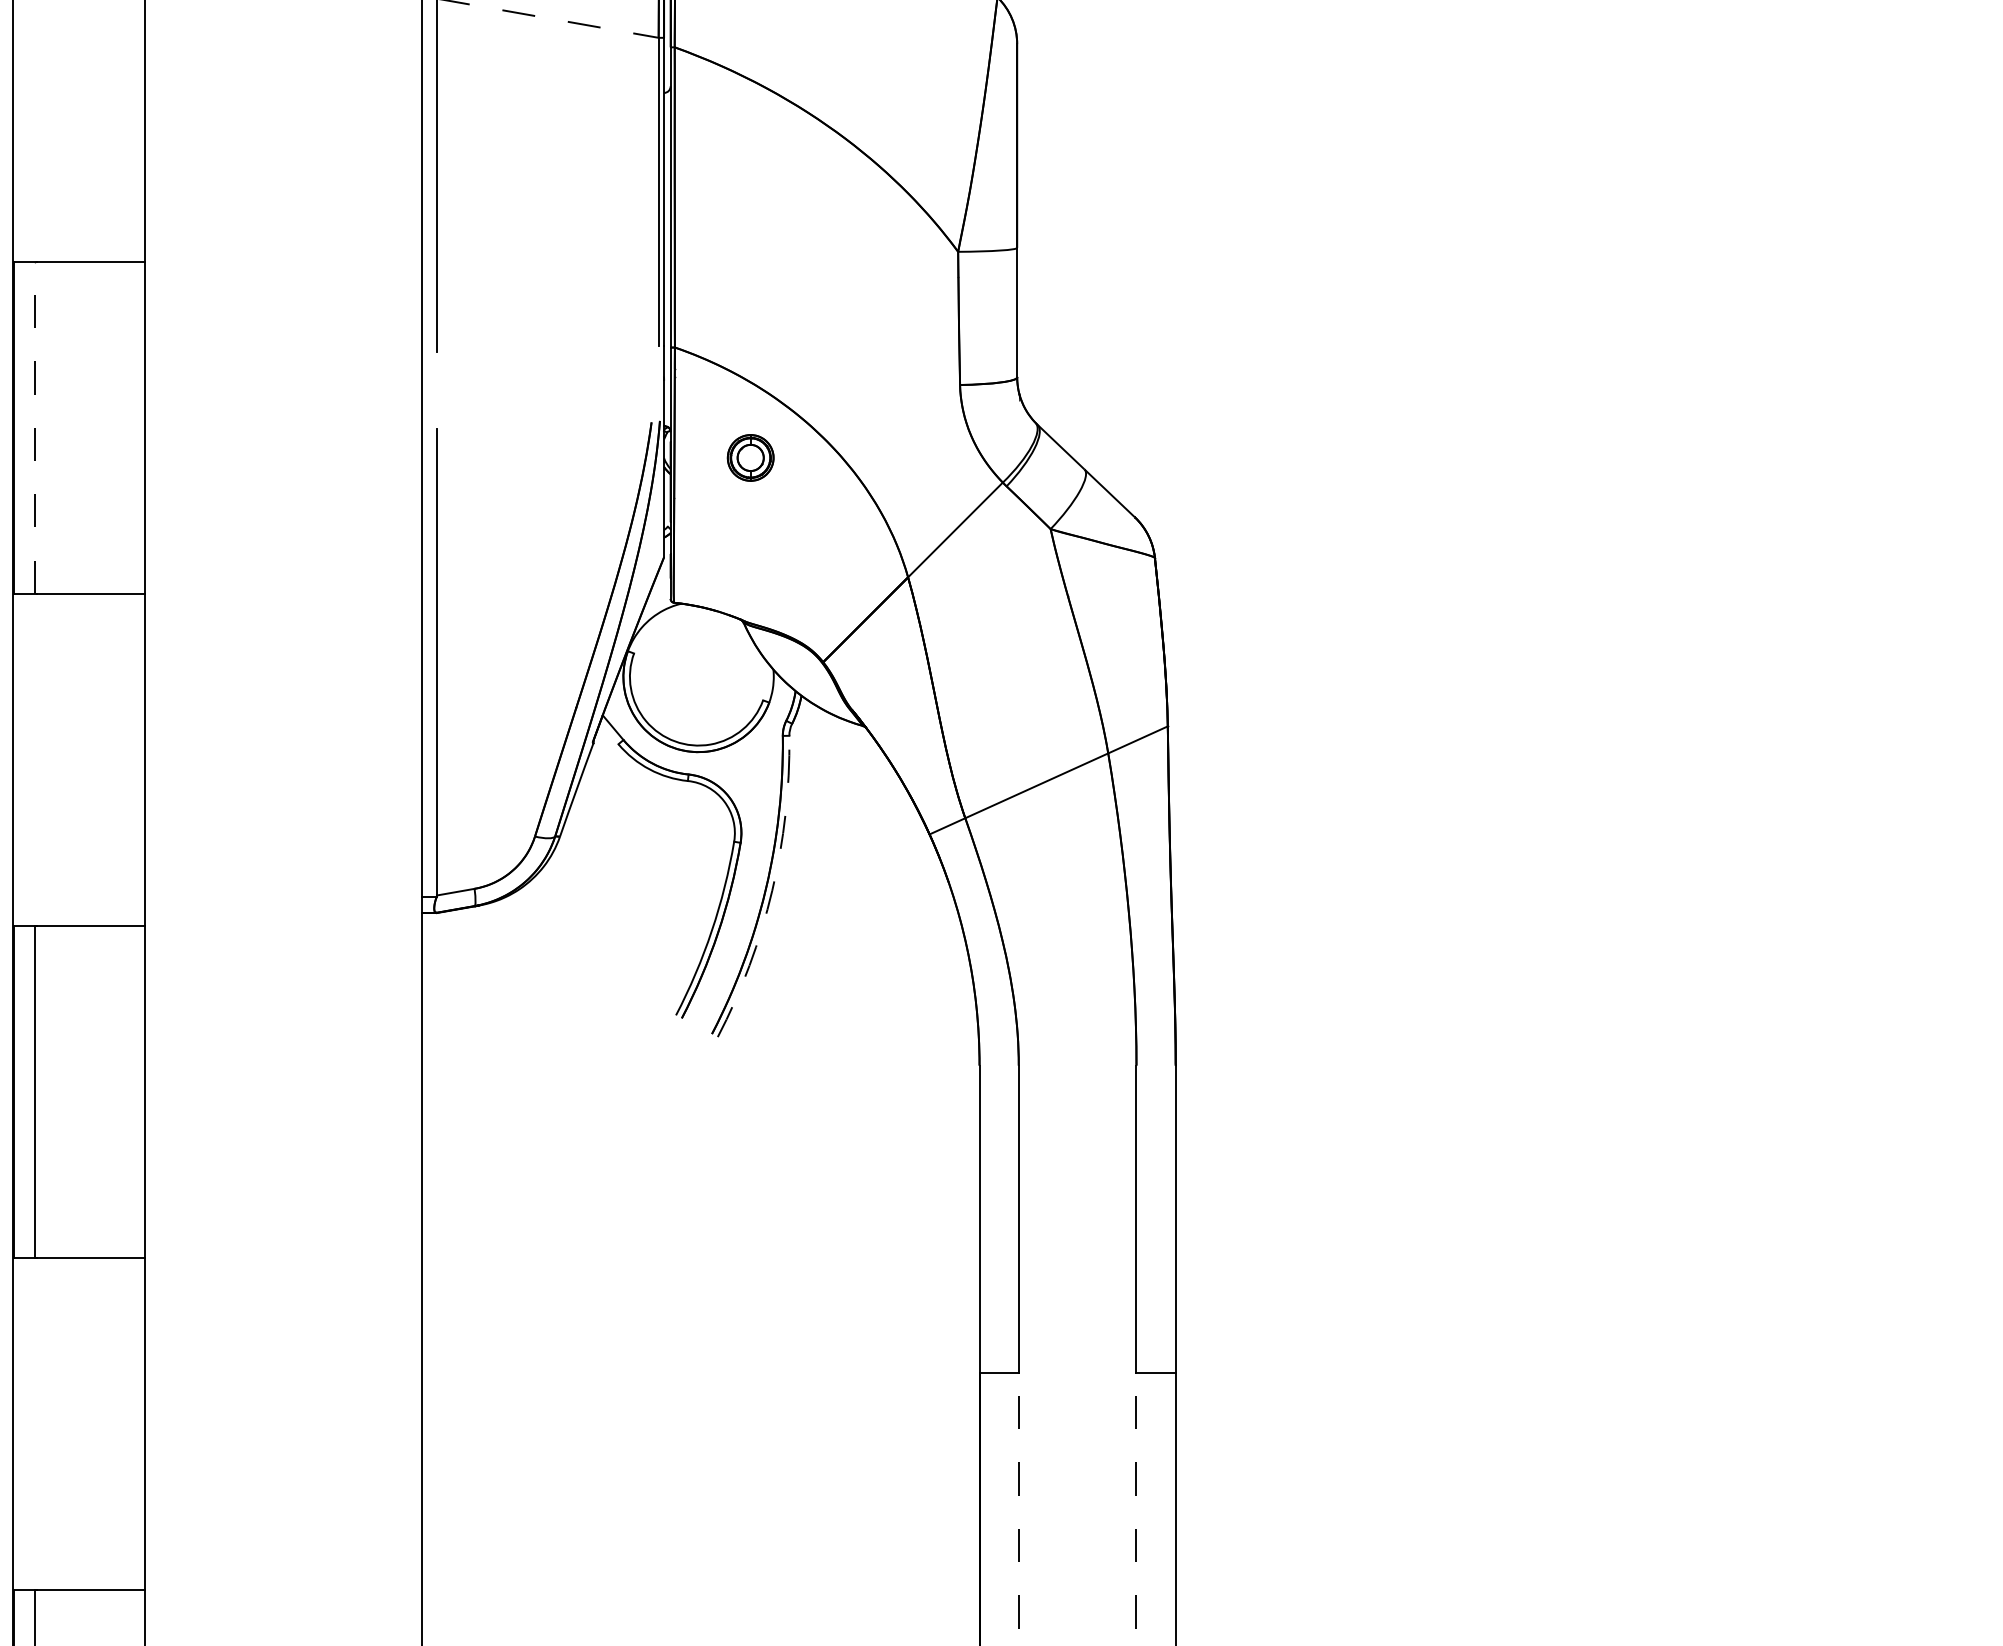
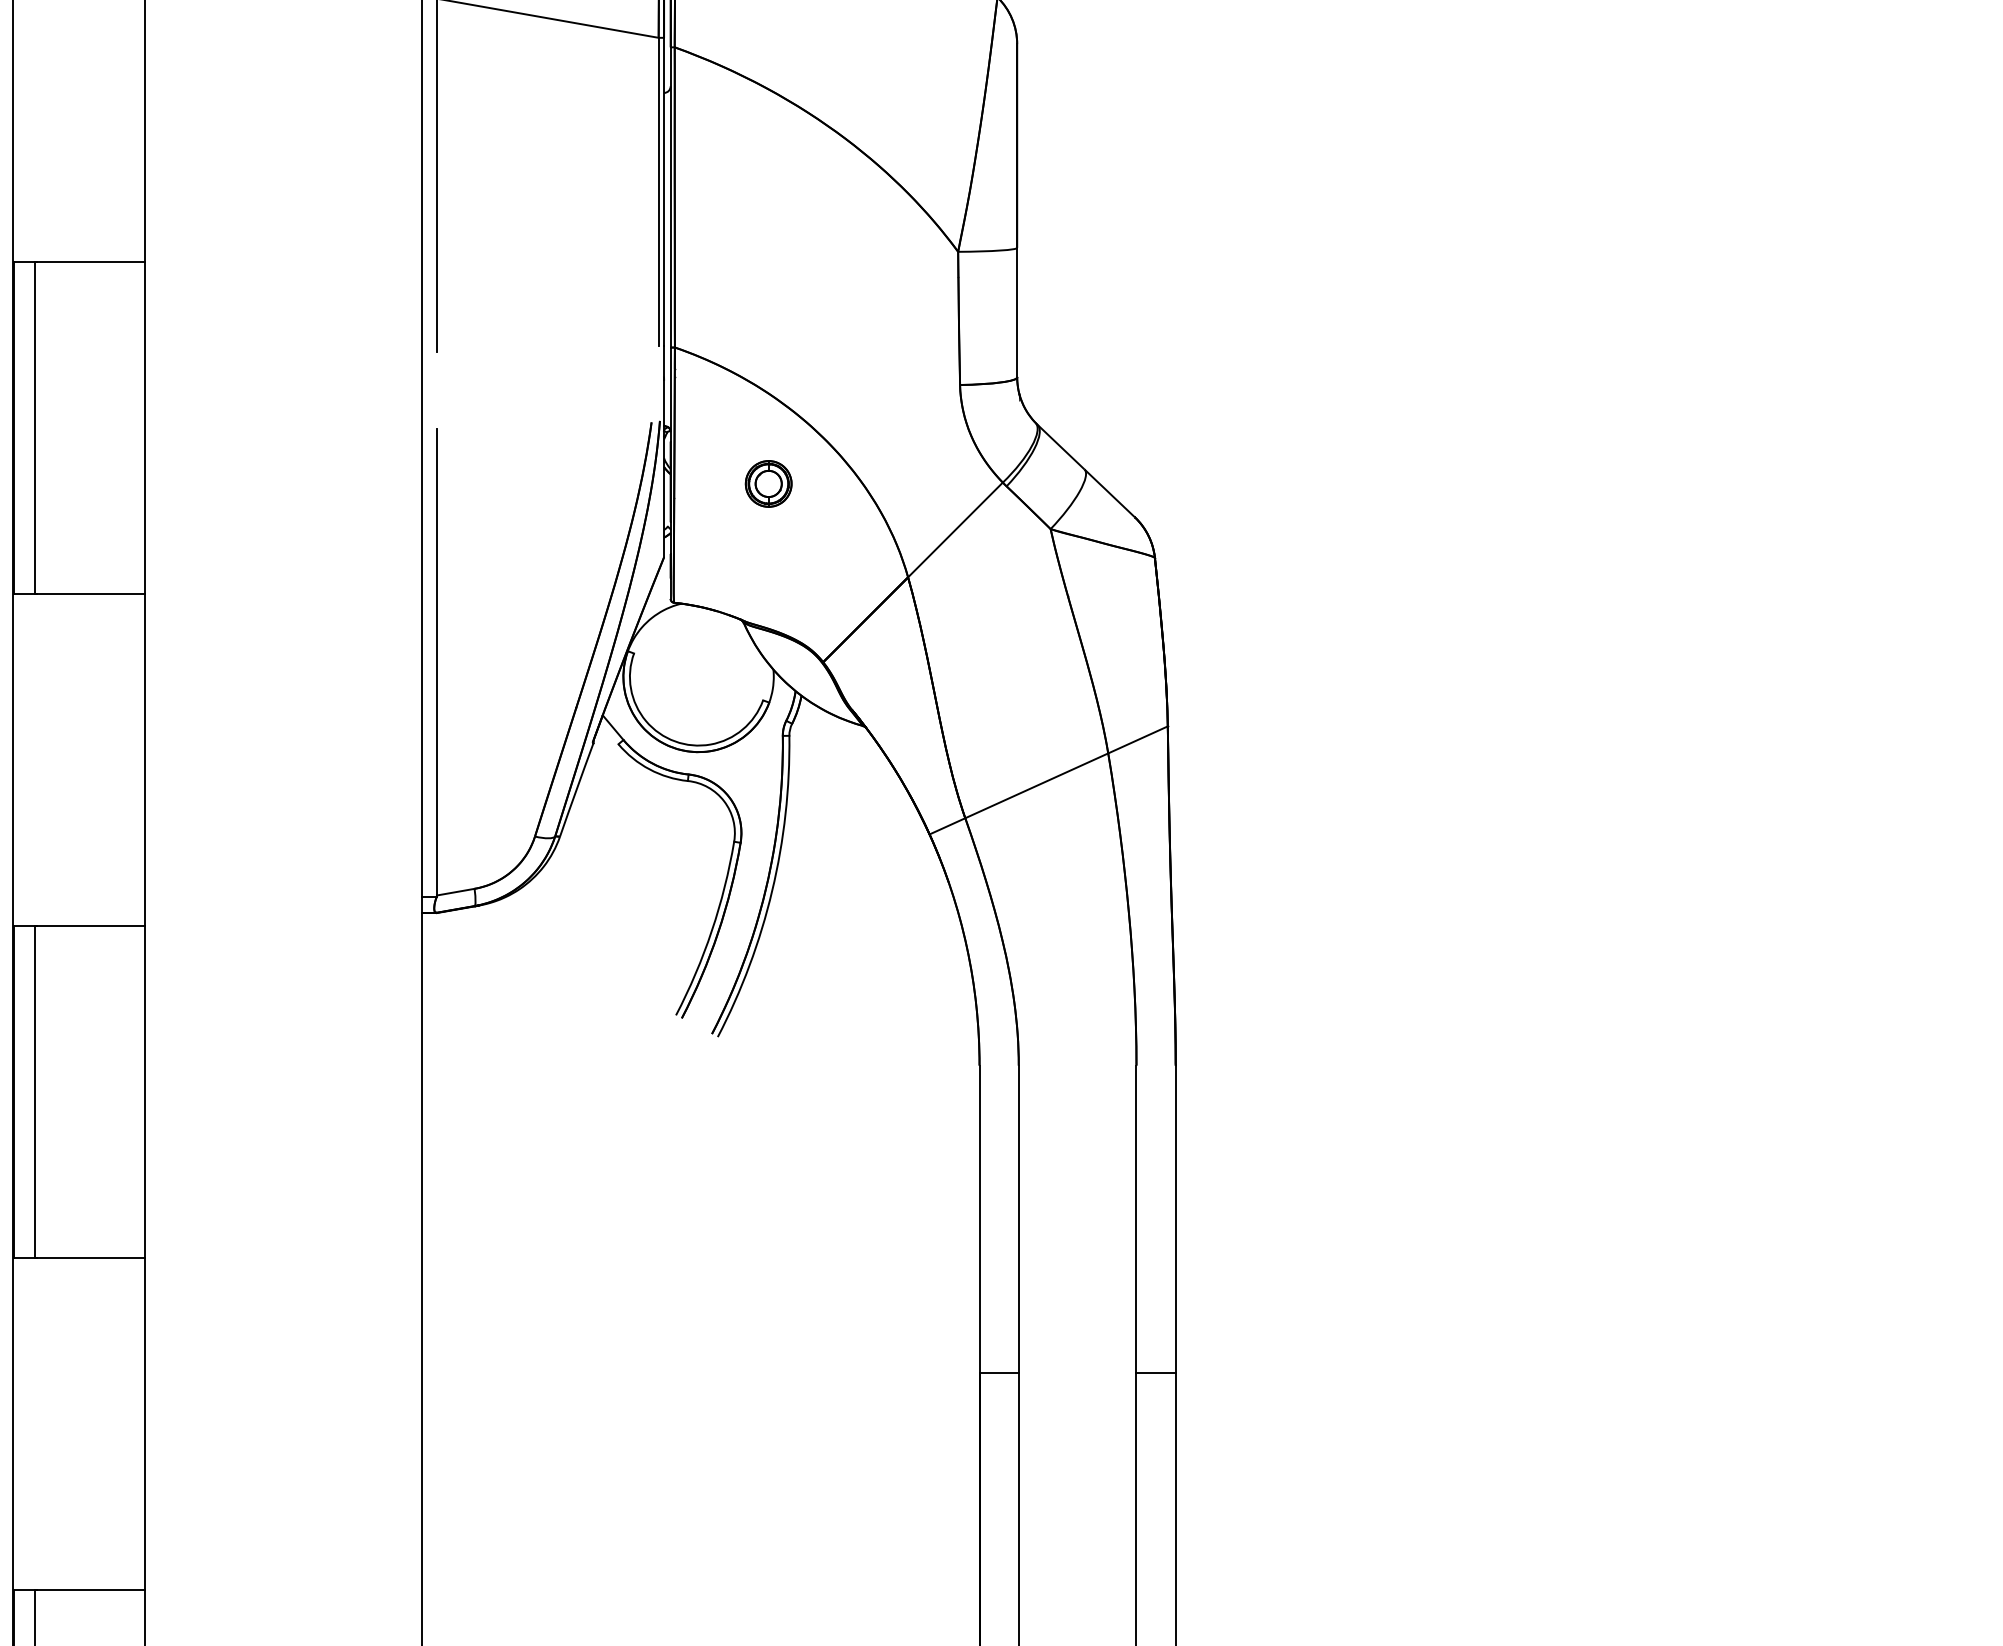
line: dashed -> solid (551, 18)
line: dashed -> solid (35, 427)
part position: (750, 457) -> (768, 483) (768, 483)
arc: dashed -> solid (772, 890)
line: dashed -> solid (1018, 1509)
line: dashed -> solid (1136, 1509)
